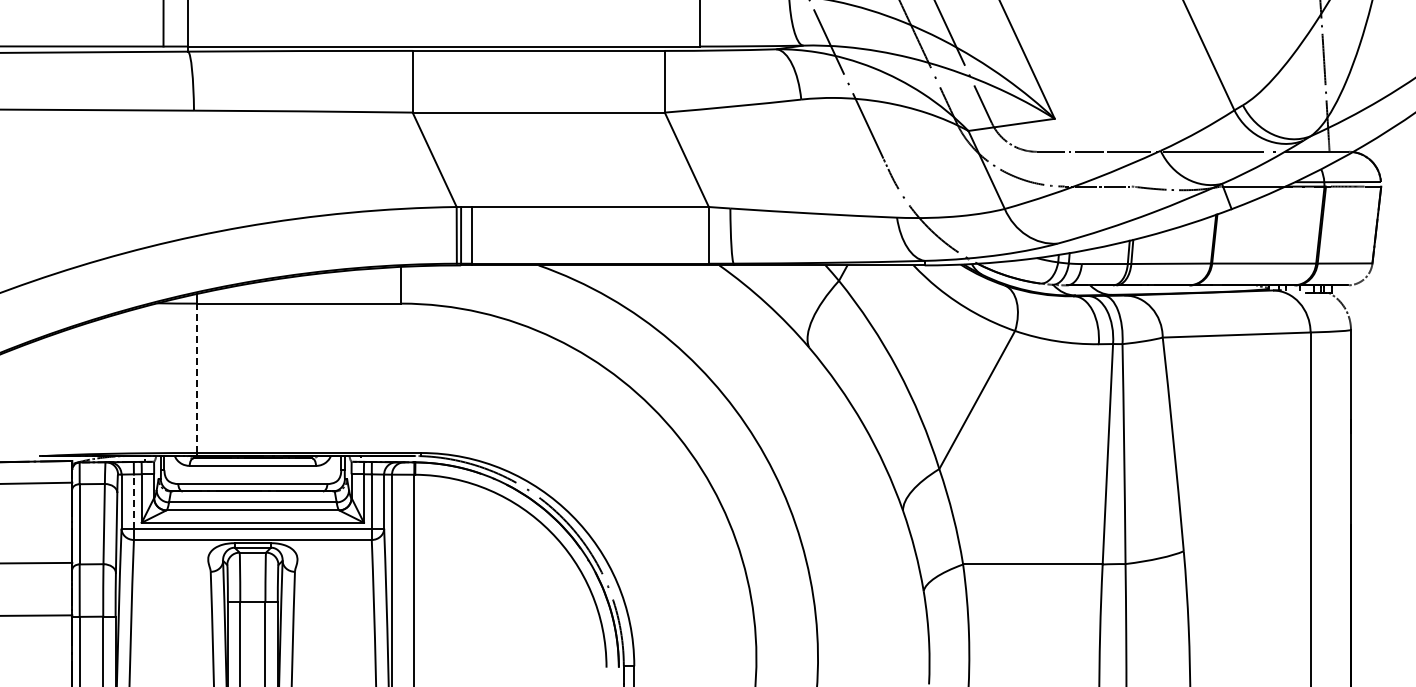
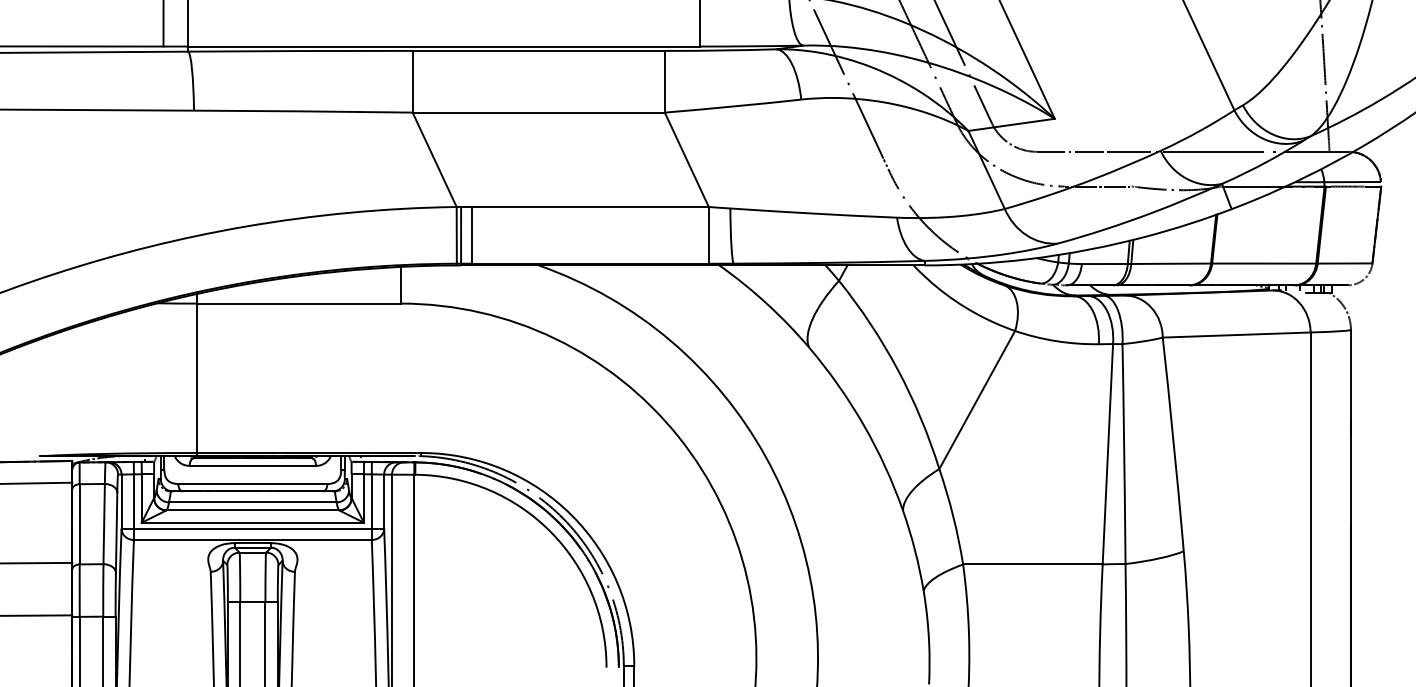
line: dashed -> solid (196, 378)
line: dashed -> solid (133, 501)
